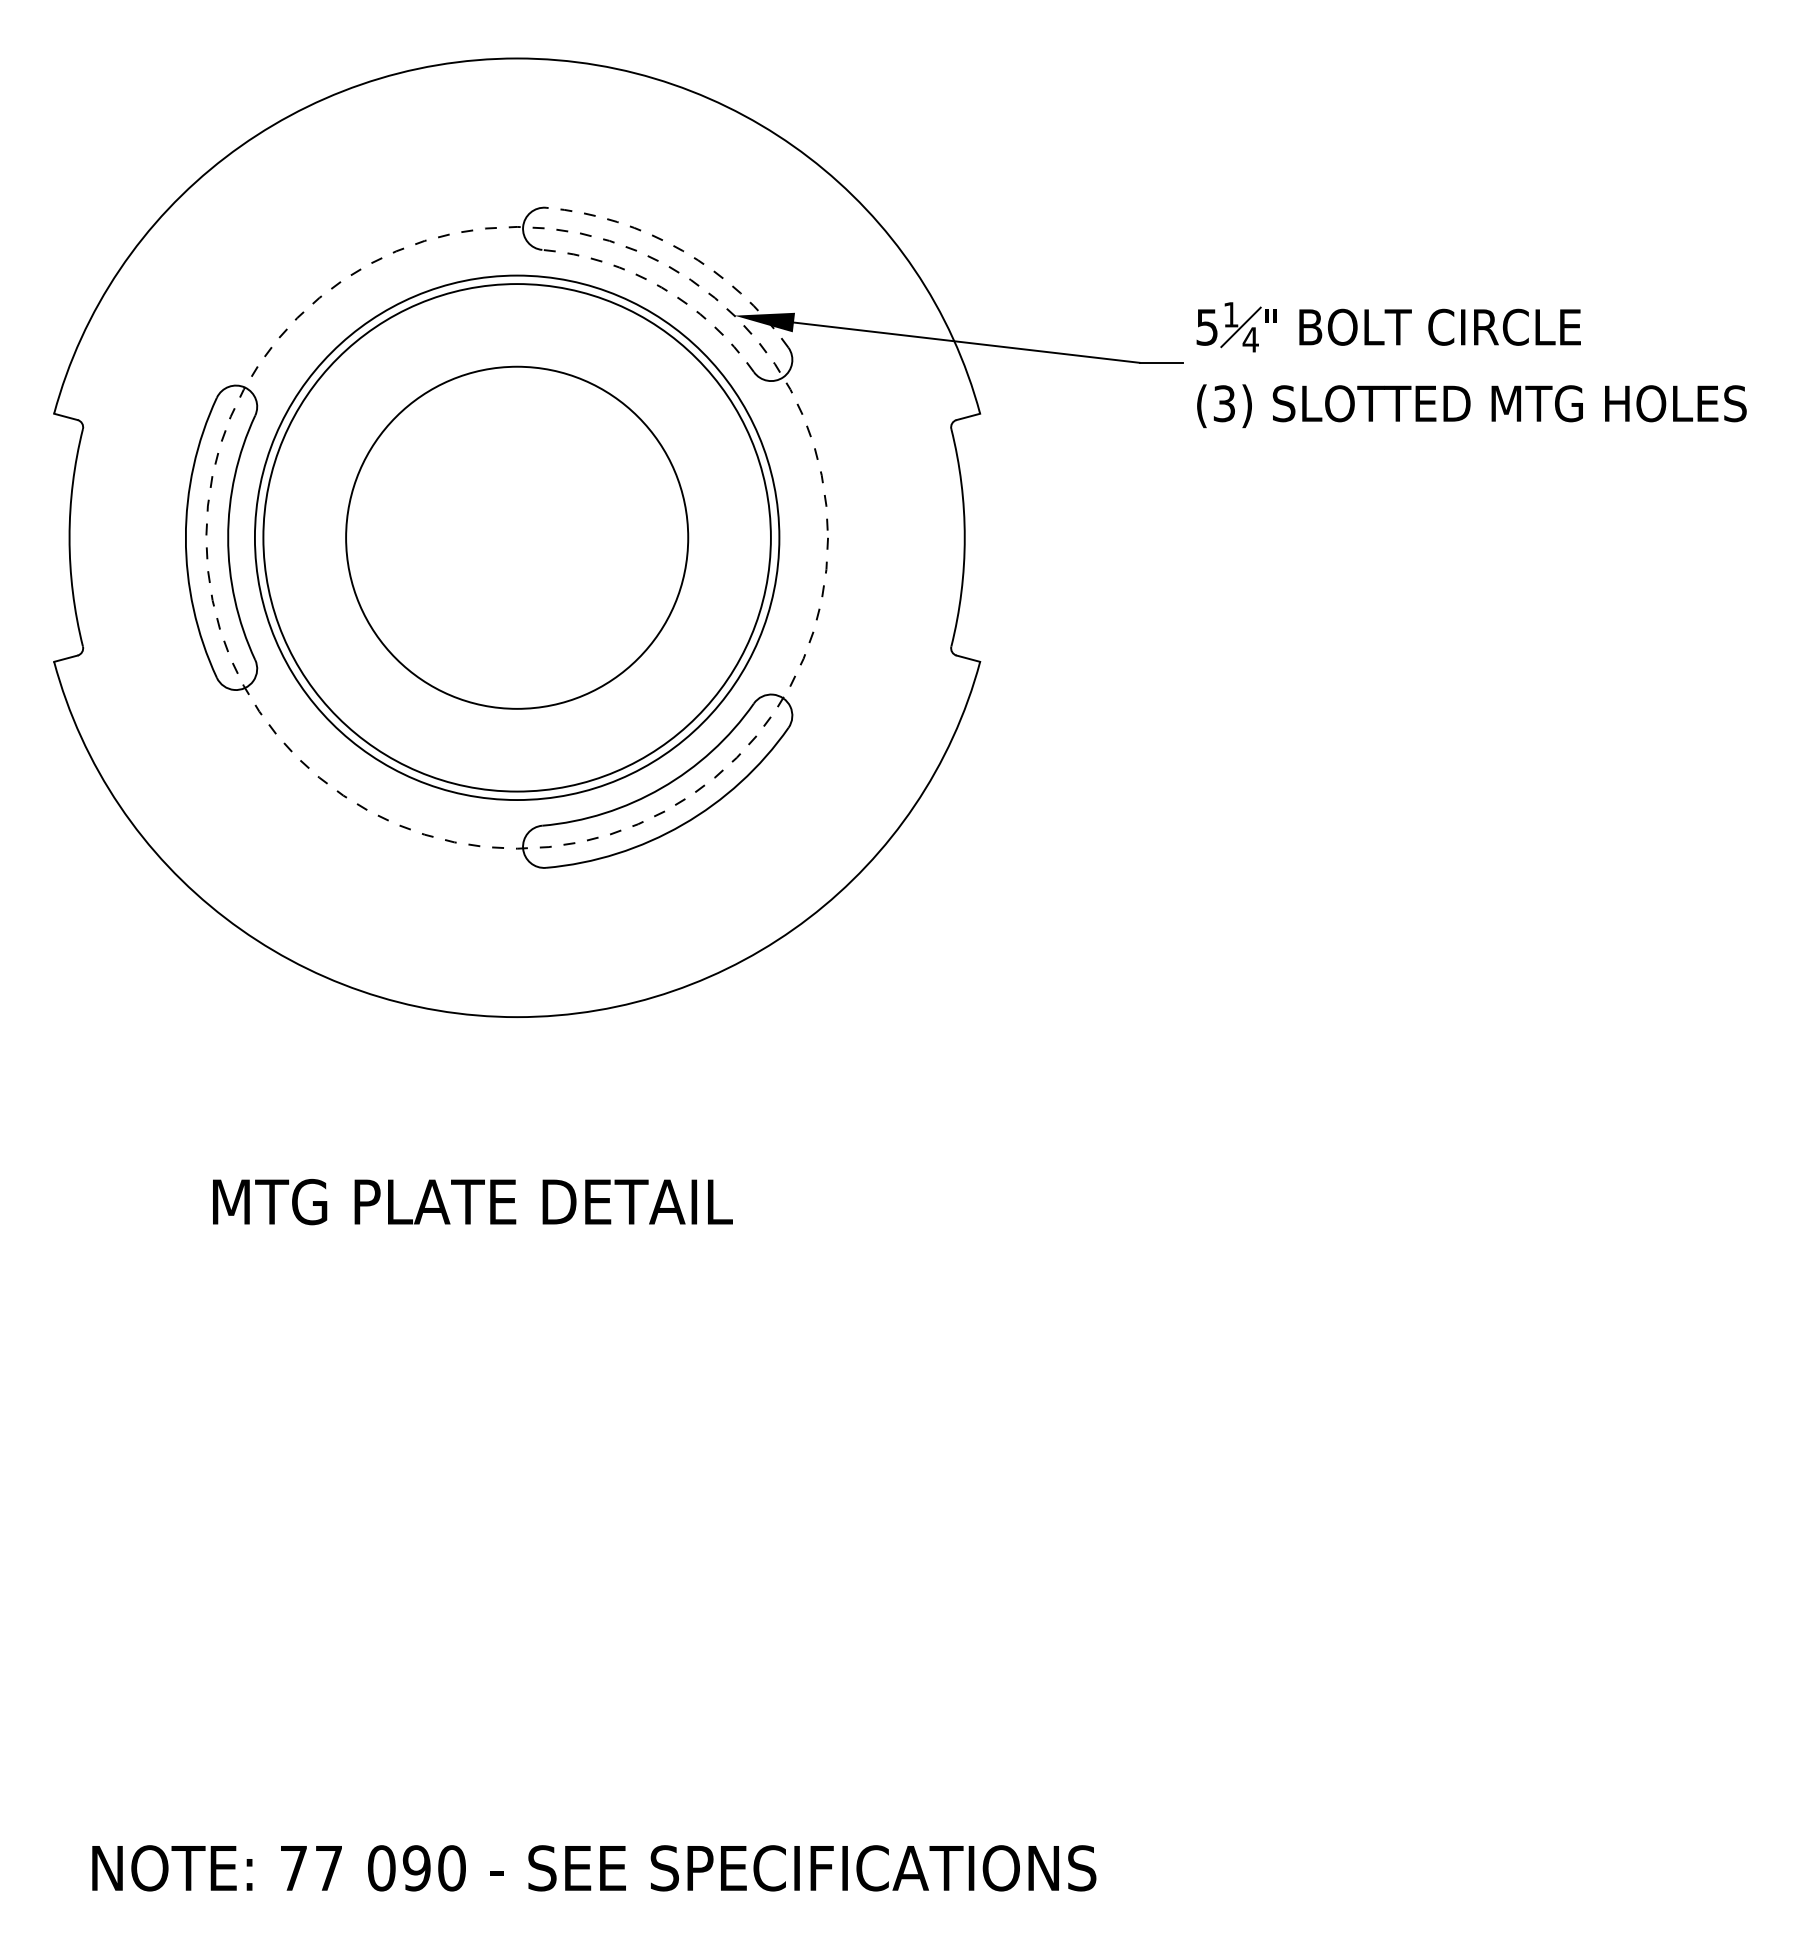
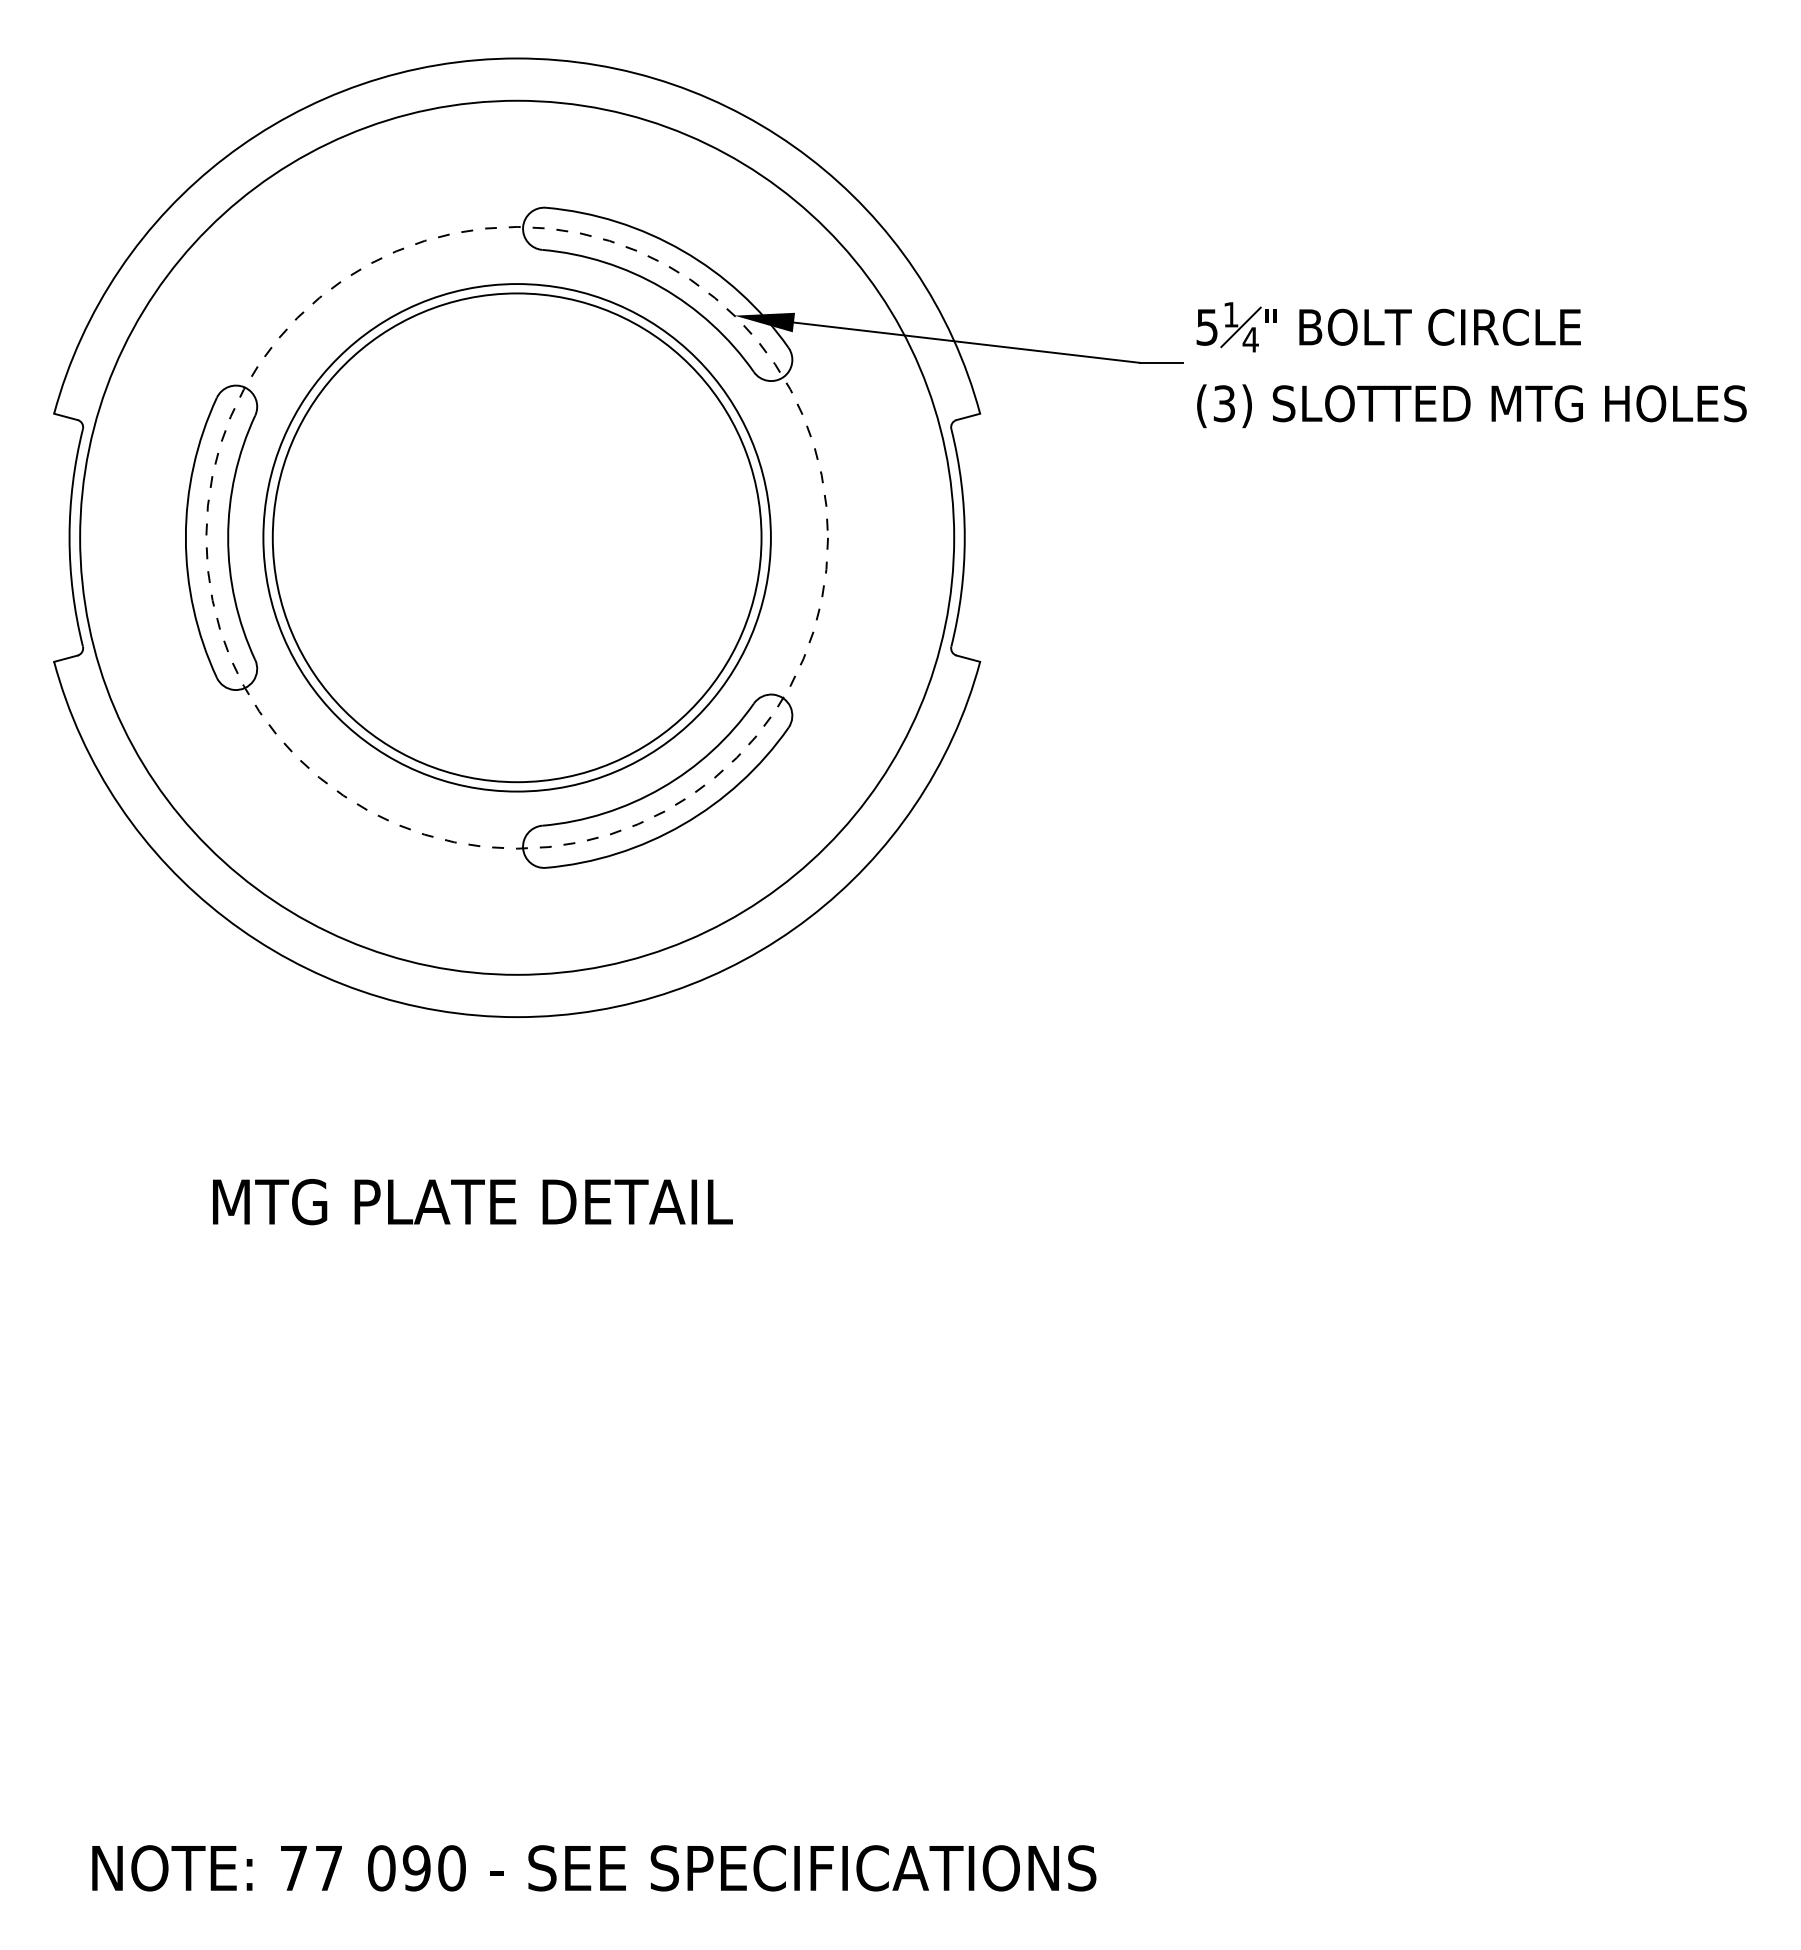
arc: dashed -> solid (682, 250)
arc: dashed -> solid (661, 287)
circle diameter: 524 px -> 874 px (517, 537)
circle diameter: 342 px -> 489 px (516, 537)
